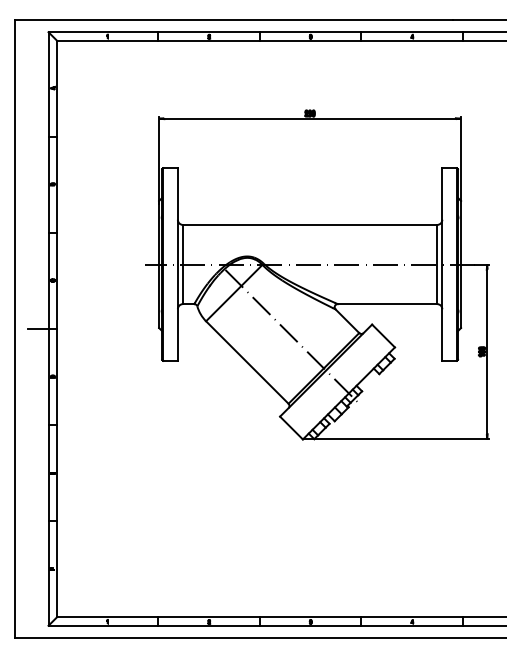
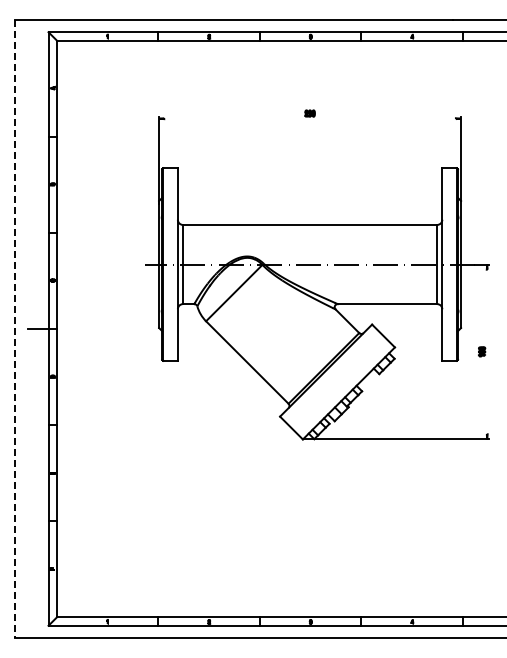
line: present -> none (309, 118)
line: solid -> dashed (15, 329)
line: present -> none (292, 336)
line: present -> none (487, 351)
